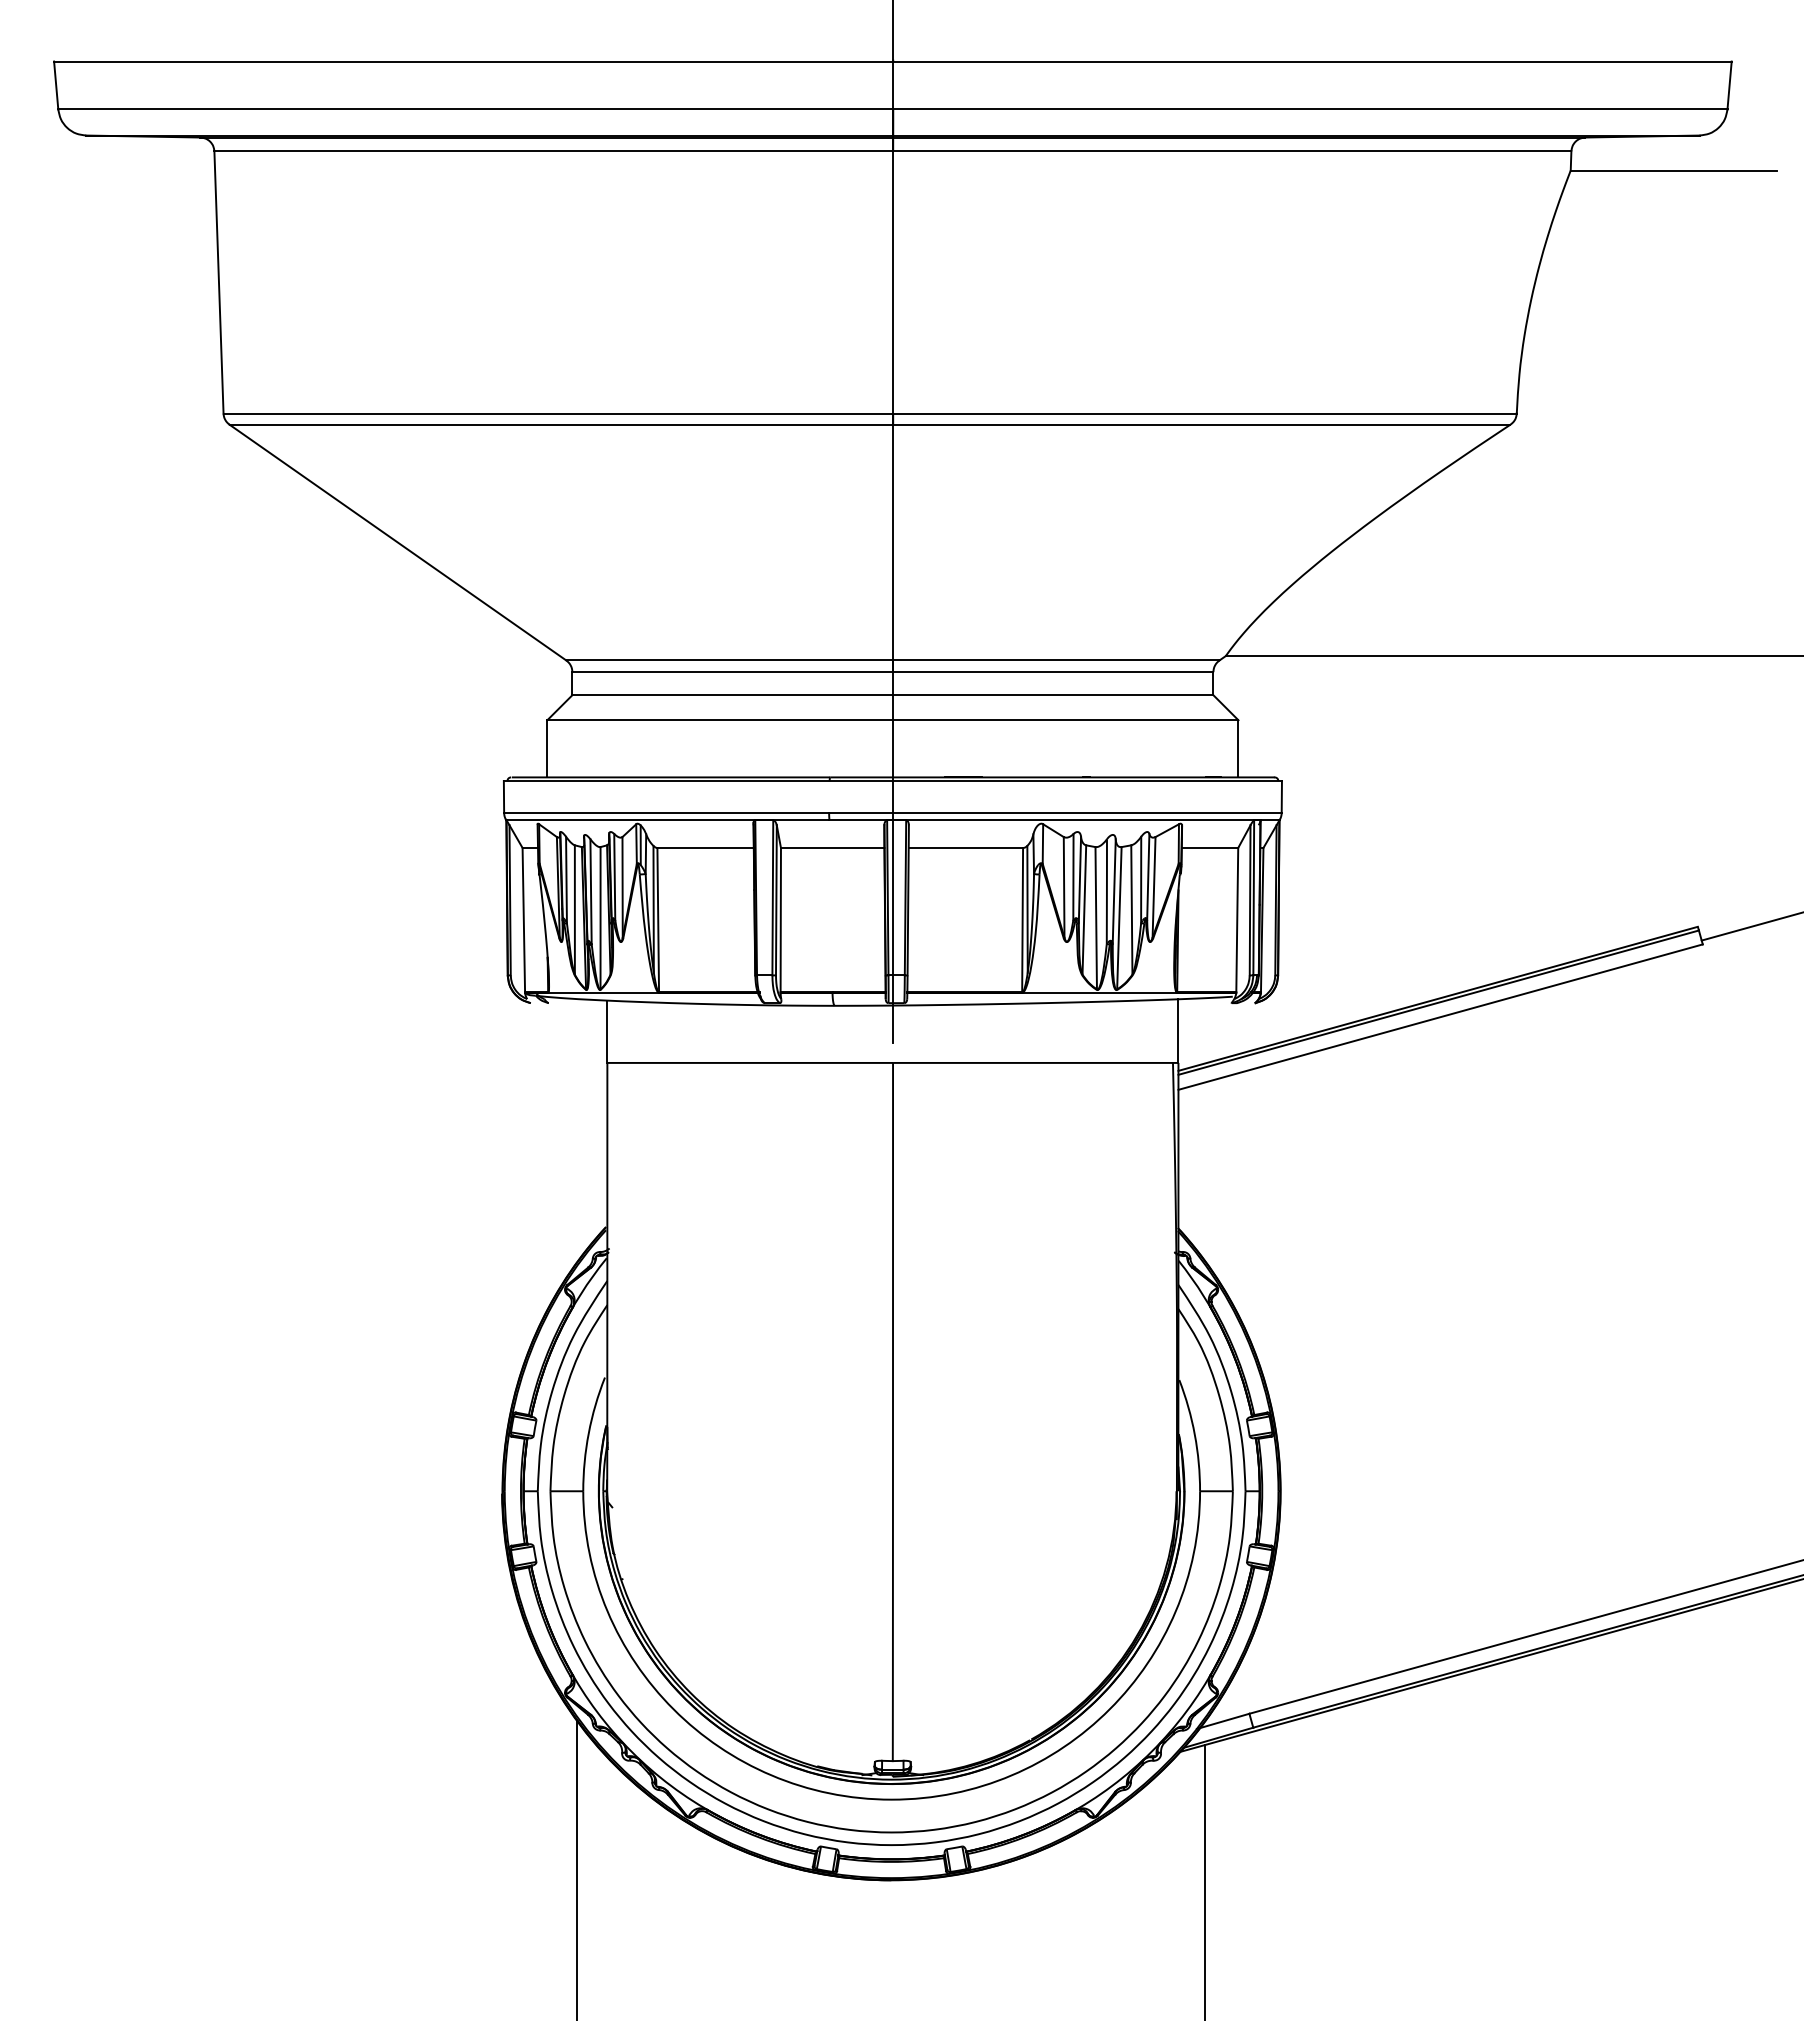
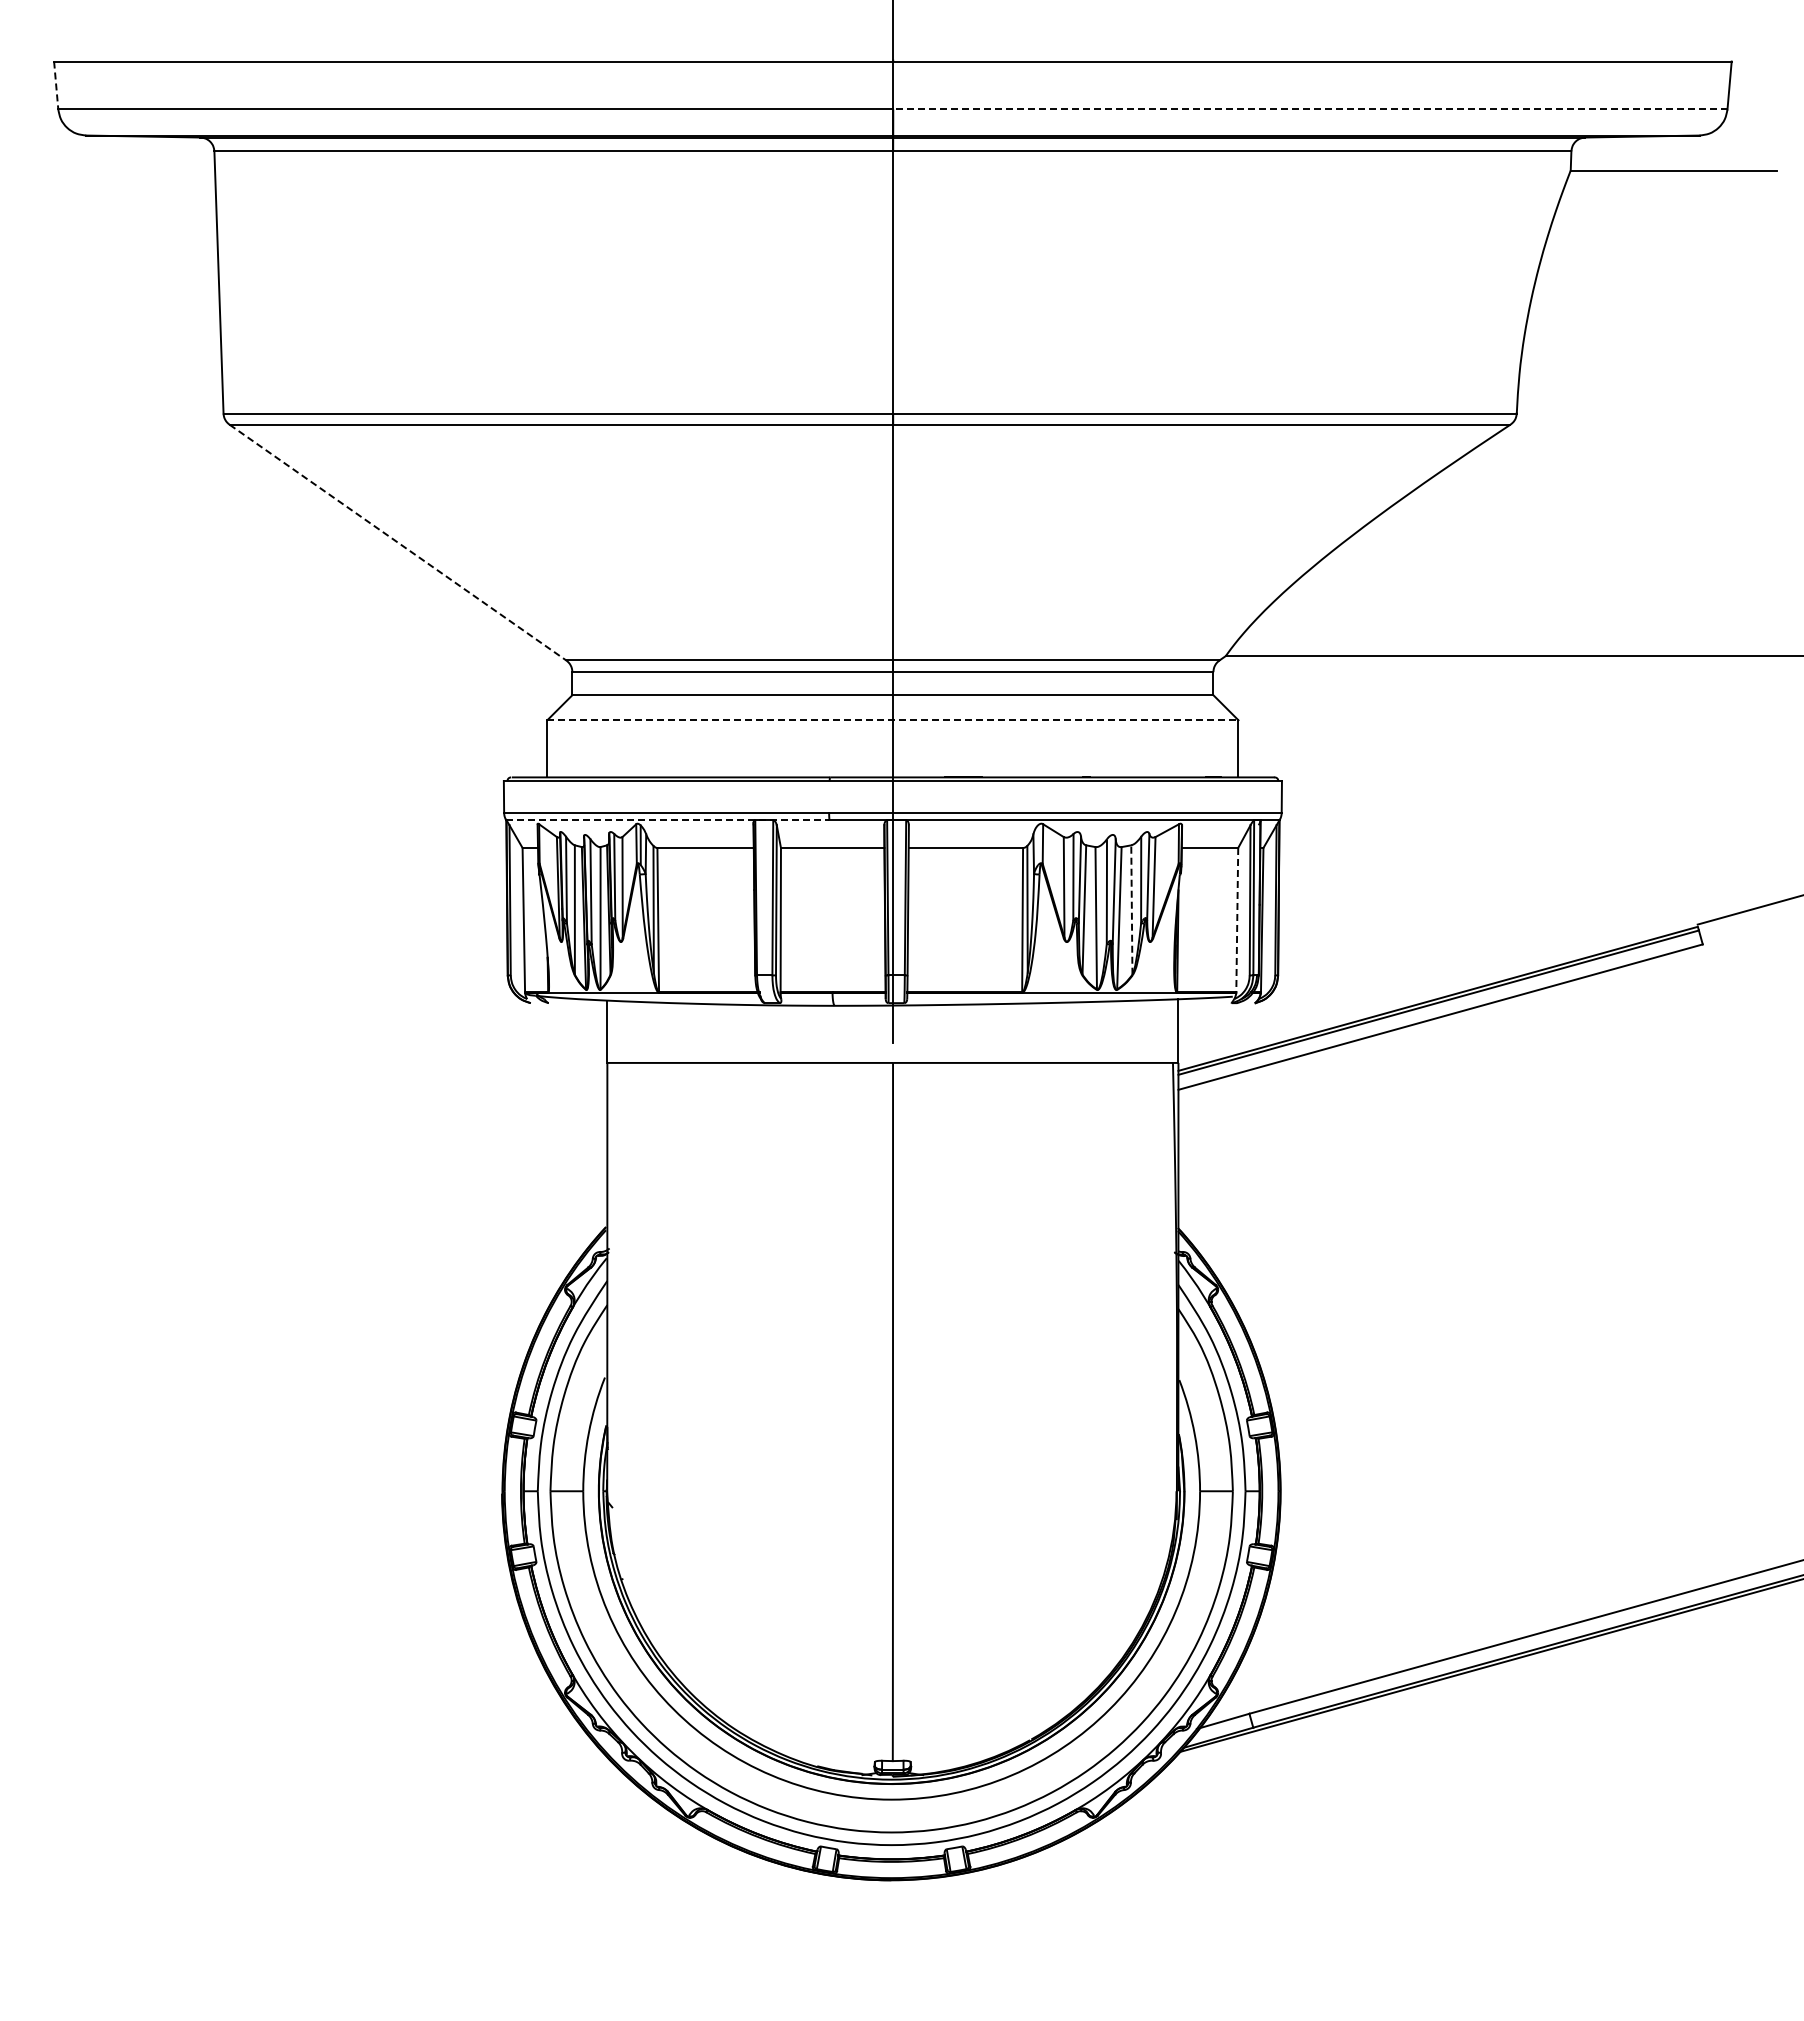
line: solid -> dashed (56, 86)
line: solid -> dashed (1309, 109)
line: solid -> dashed (398, 542)
line: solid -> dashed (892, 720)
line: solid -> dashed (667, 819)
line: solid -> dashed (1131, 910)
line: solid -> dashed (1237, 920)
line position: (1750, 926) -> (1748, 909) (1748, 909)
line: present -> none (576, 1868)
line: present -> none (1204, 1881)
